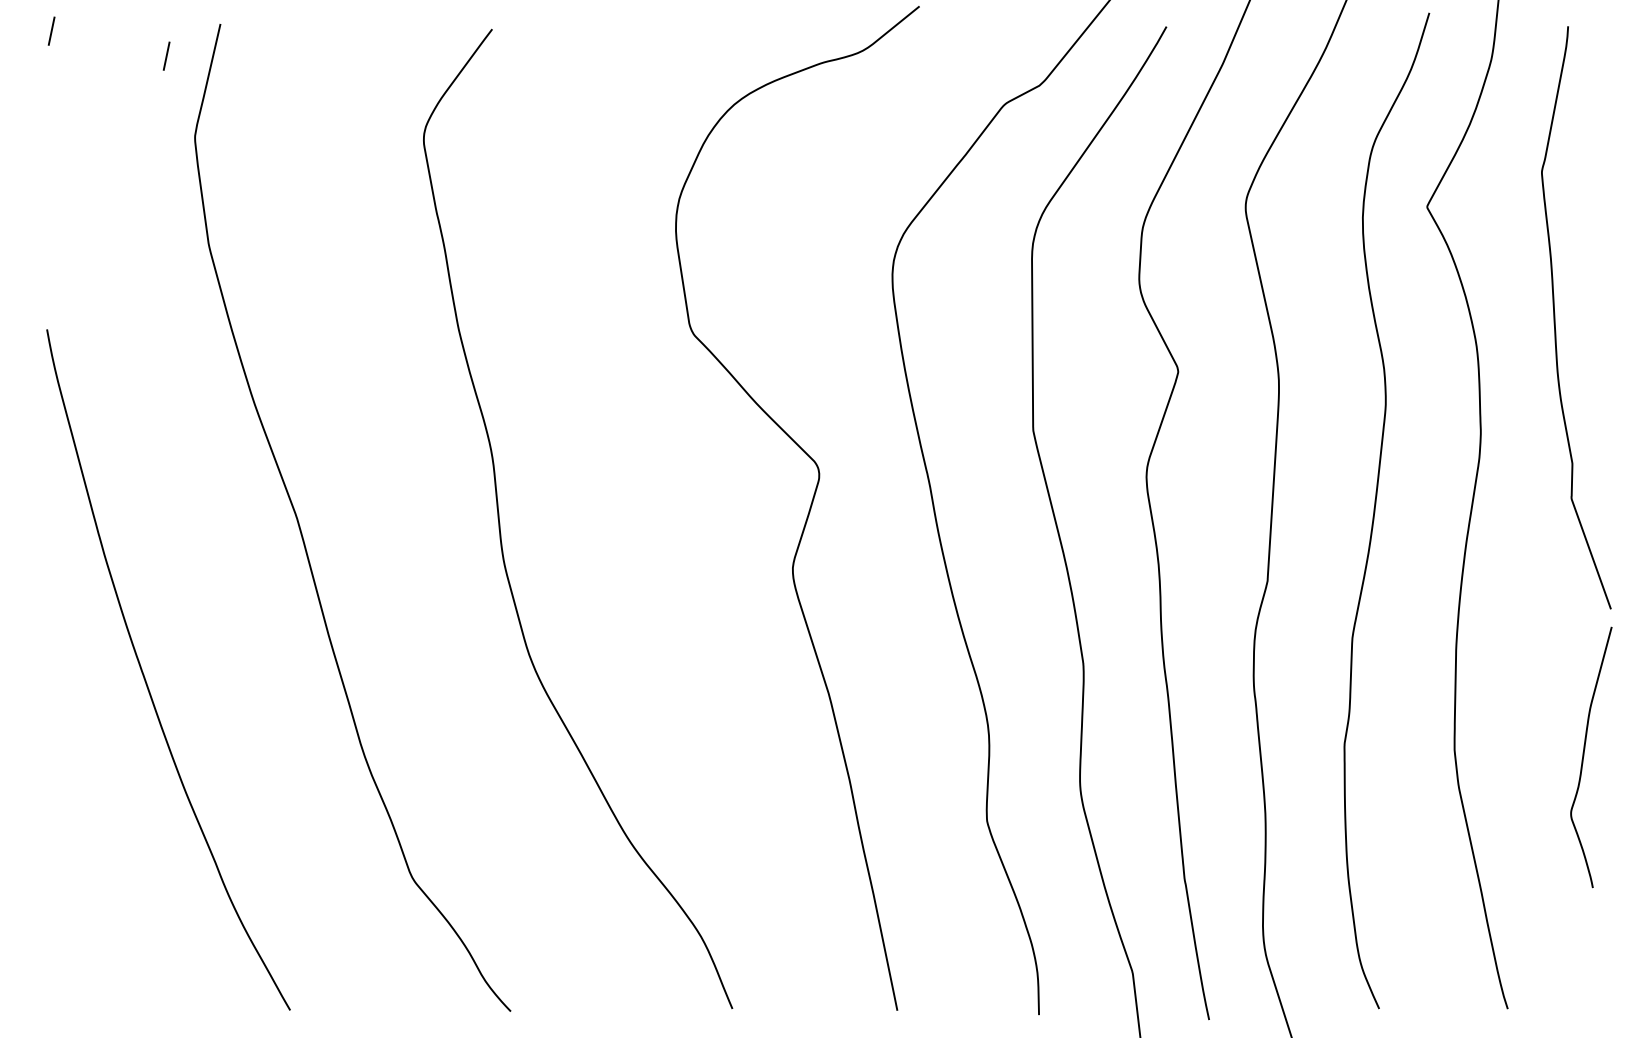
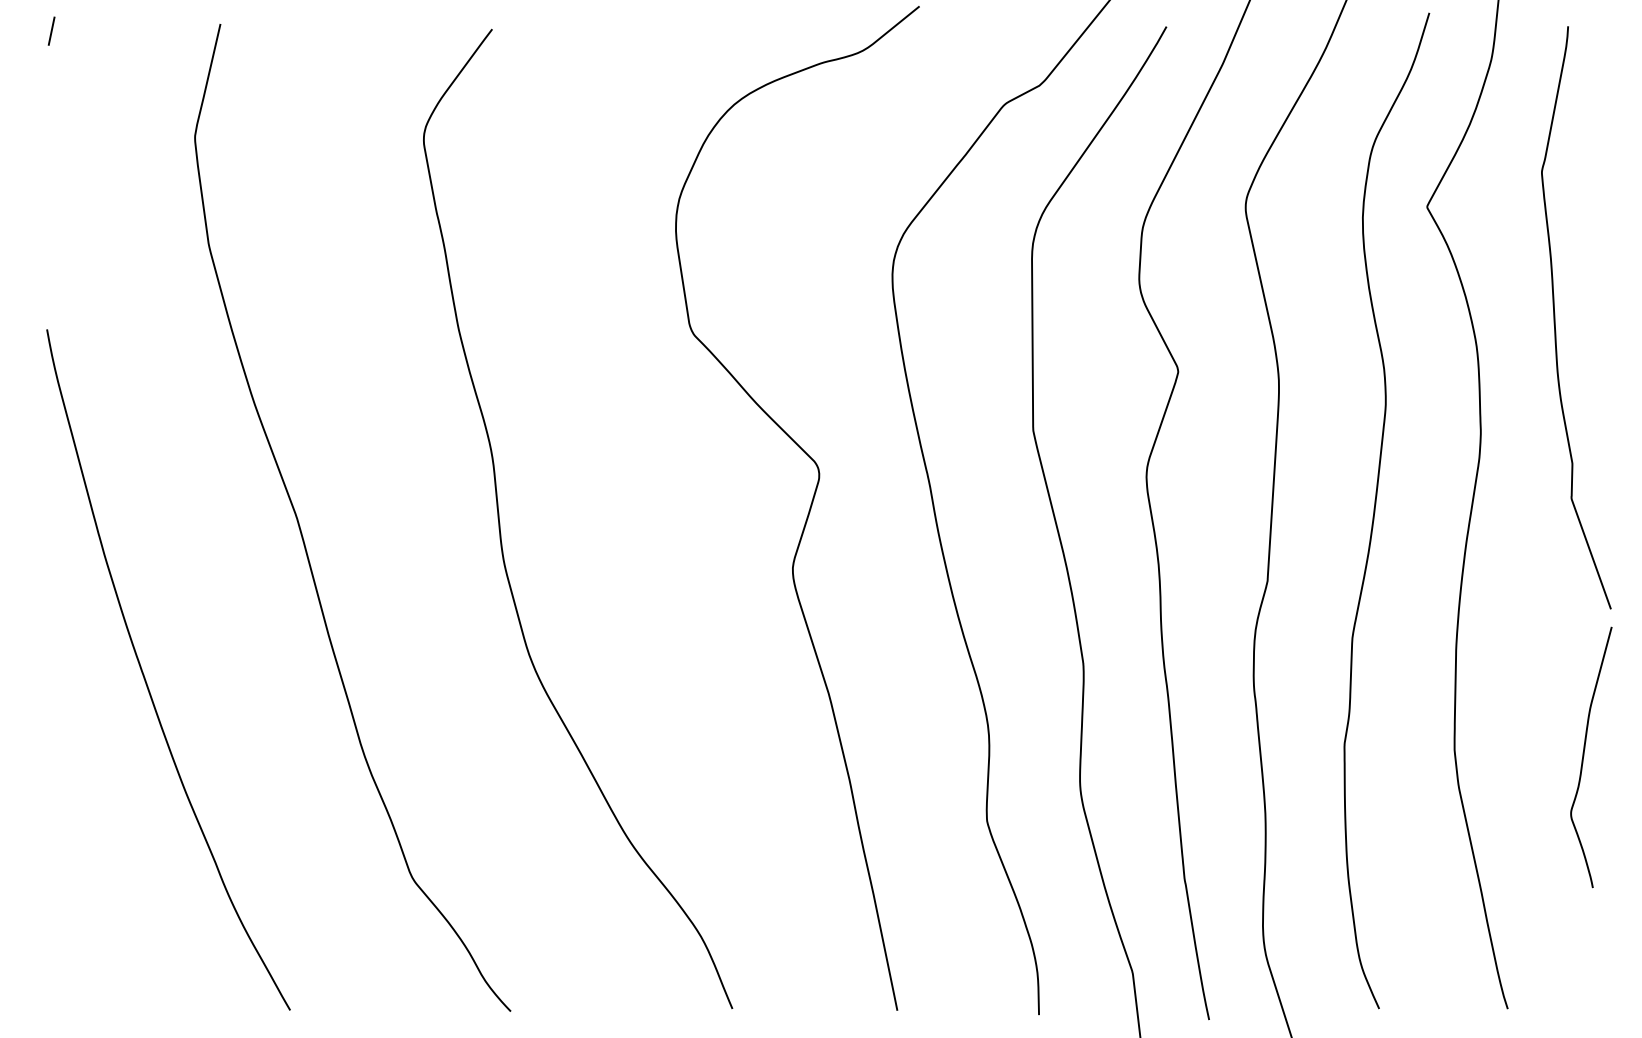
line: present -> none (166, 55)
